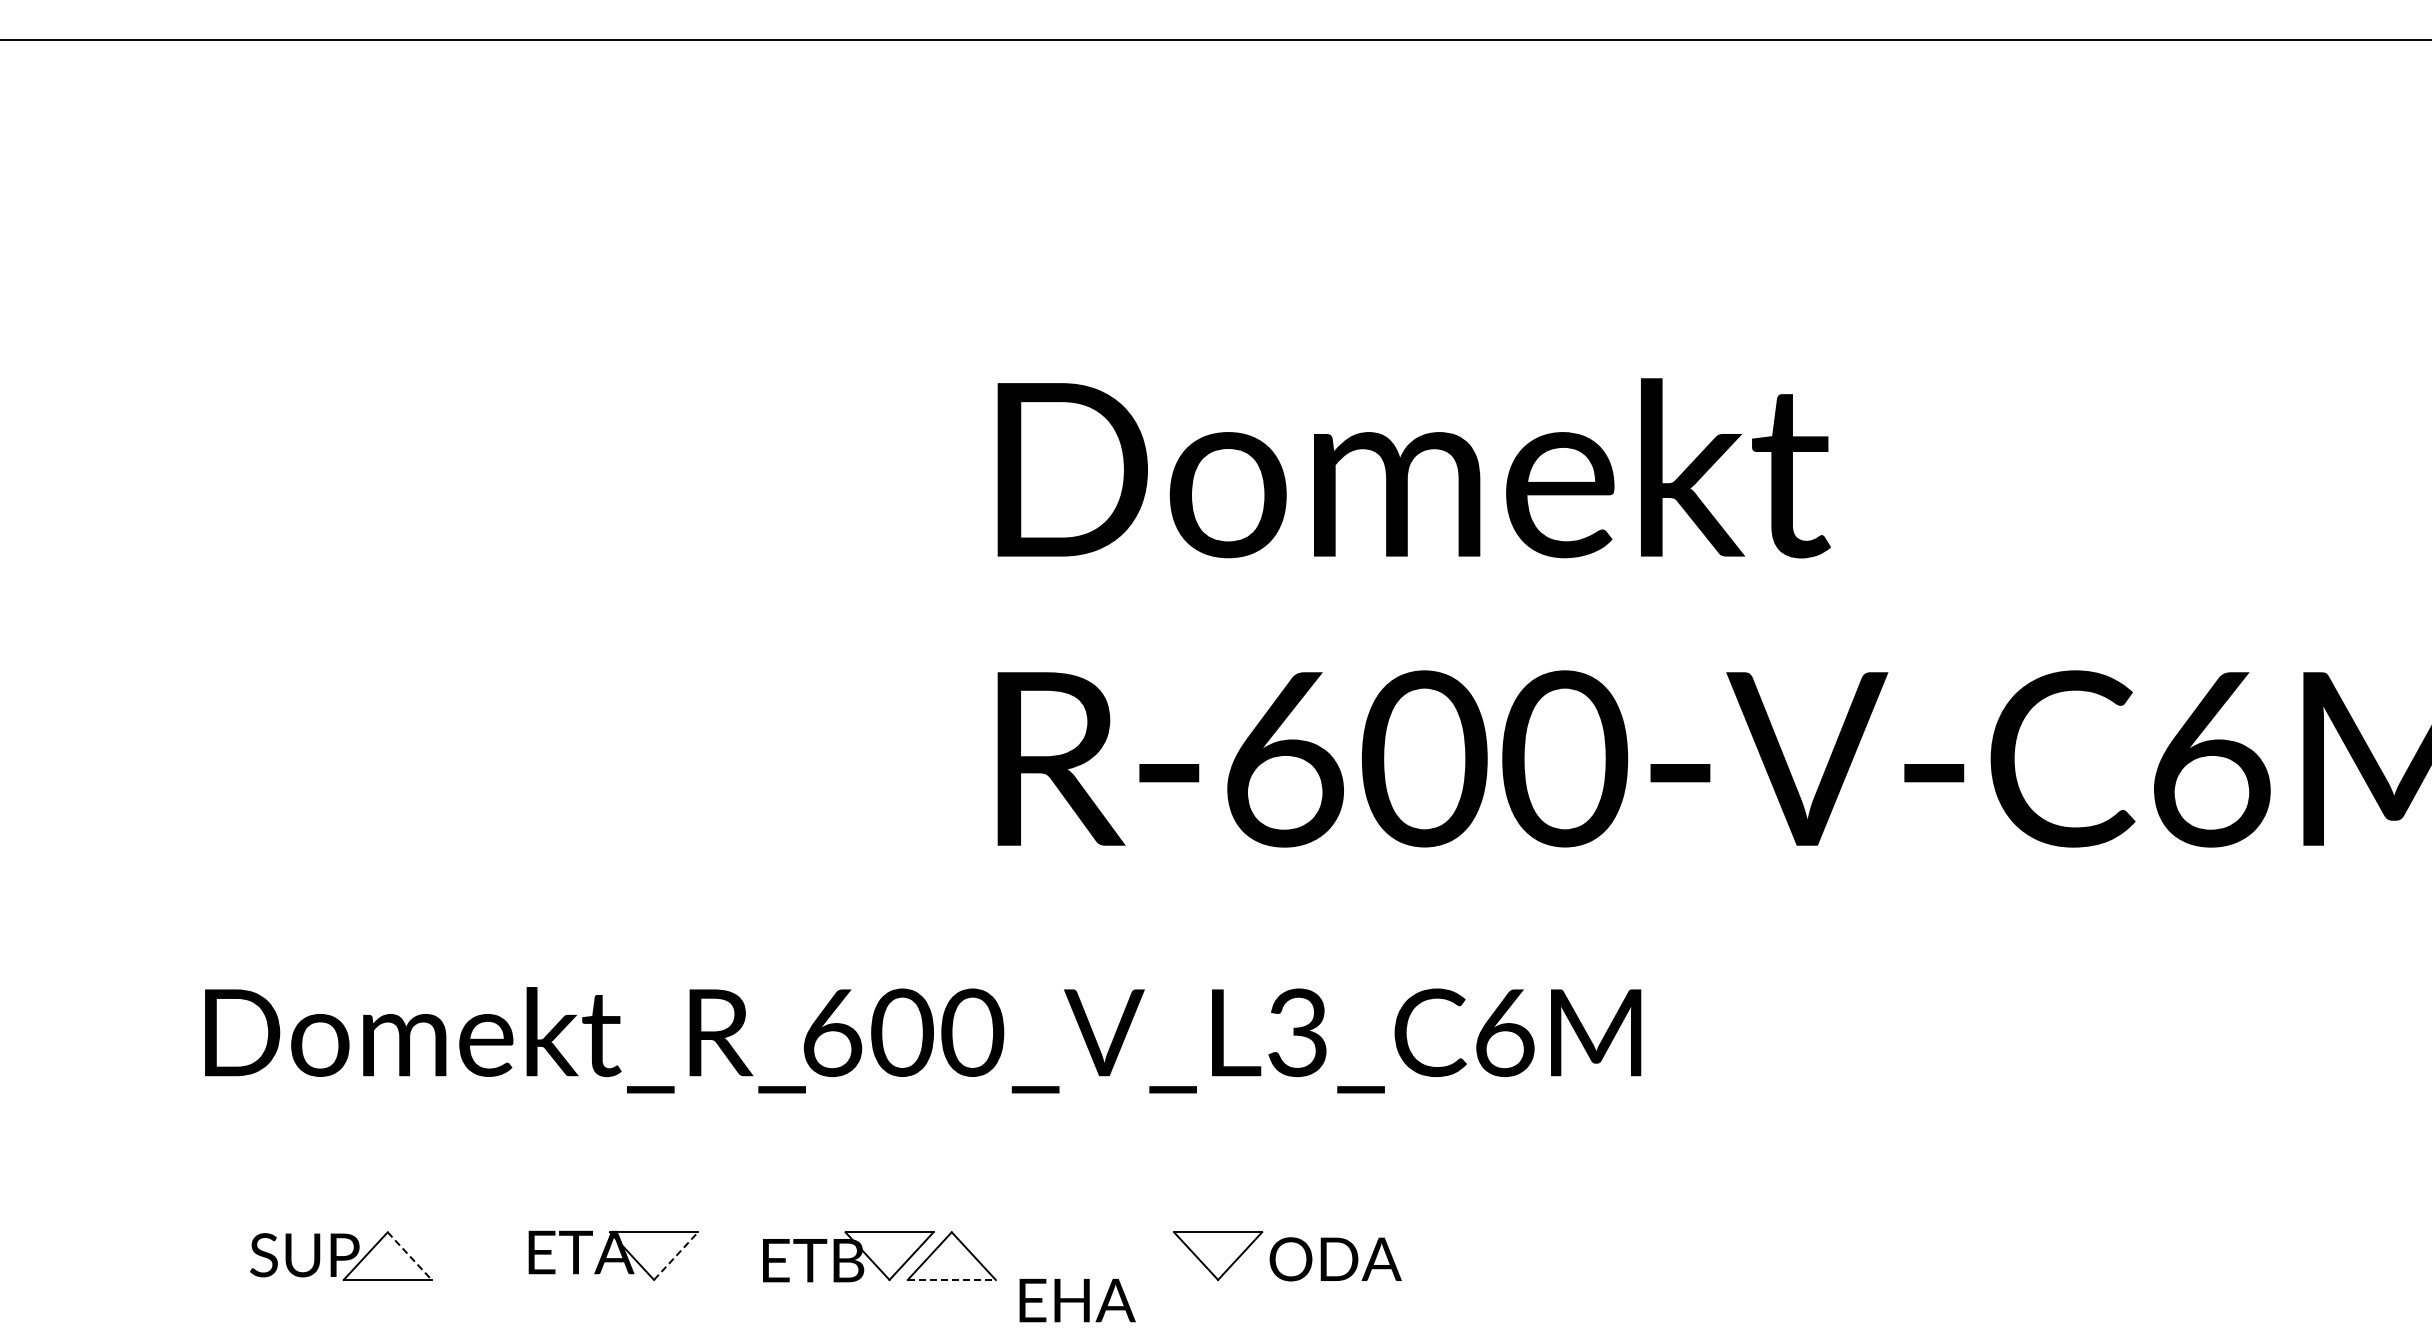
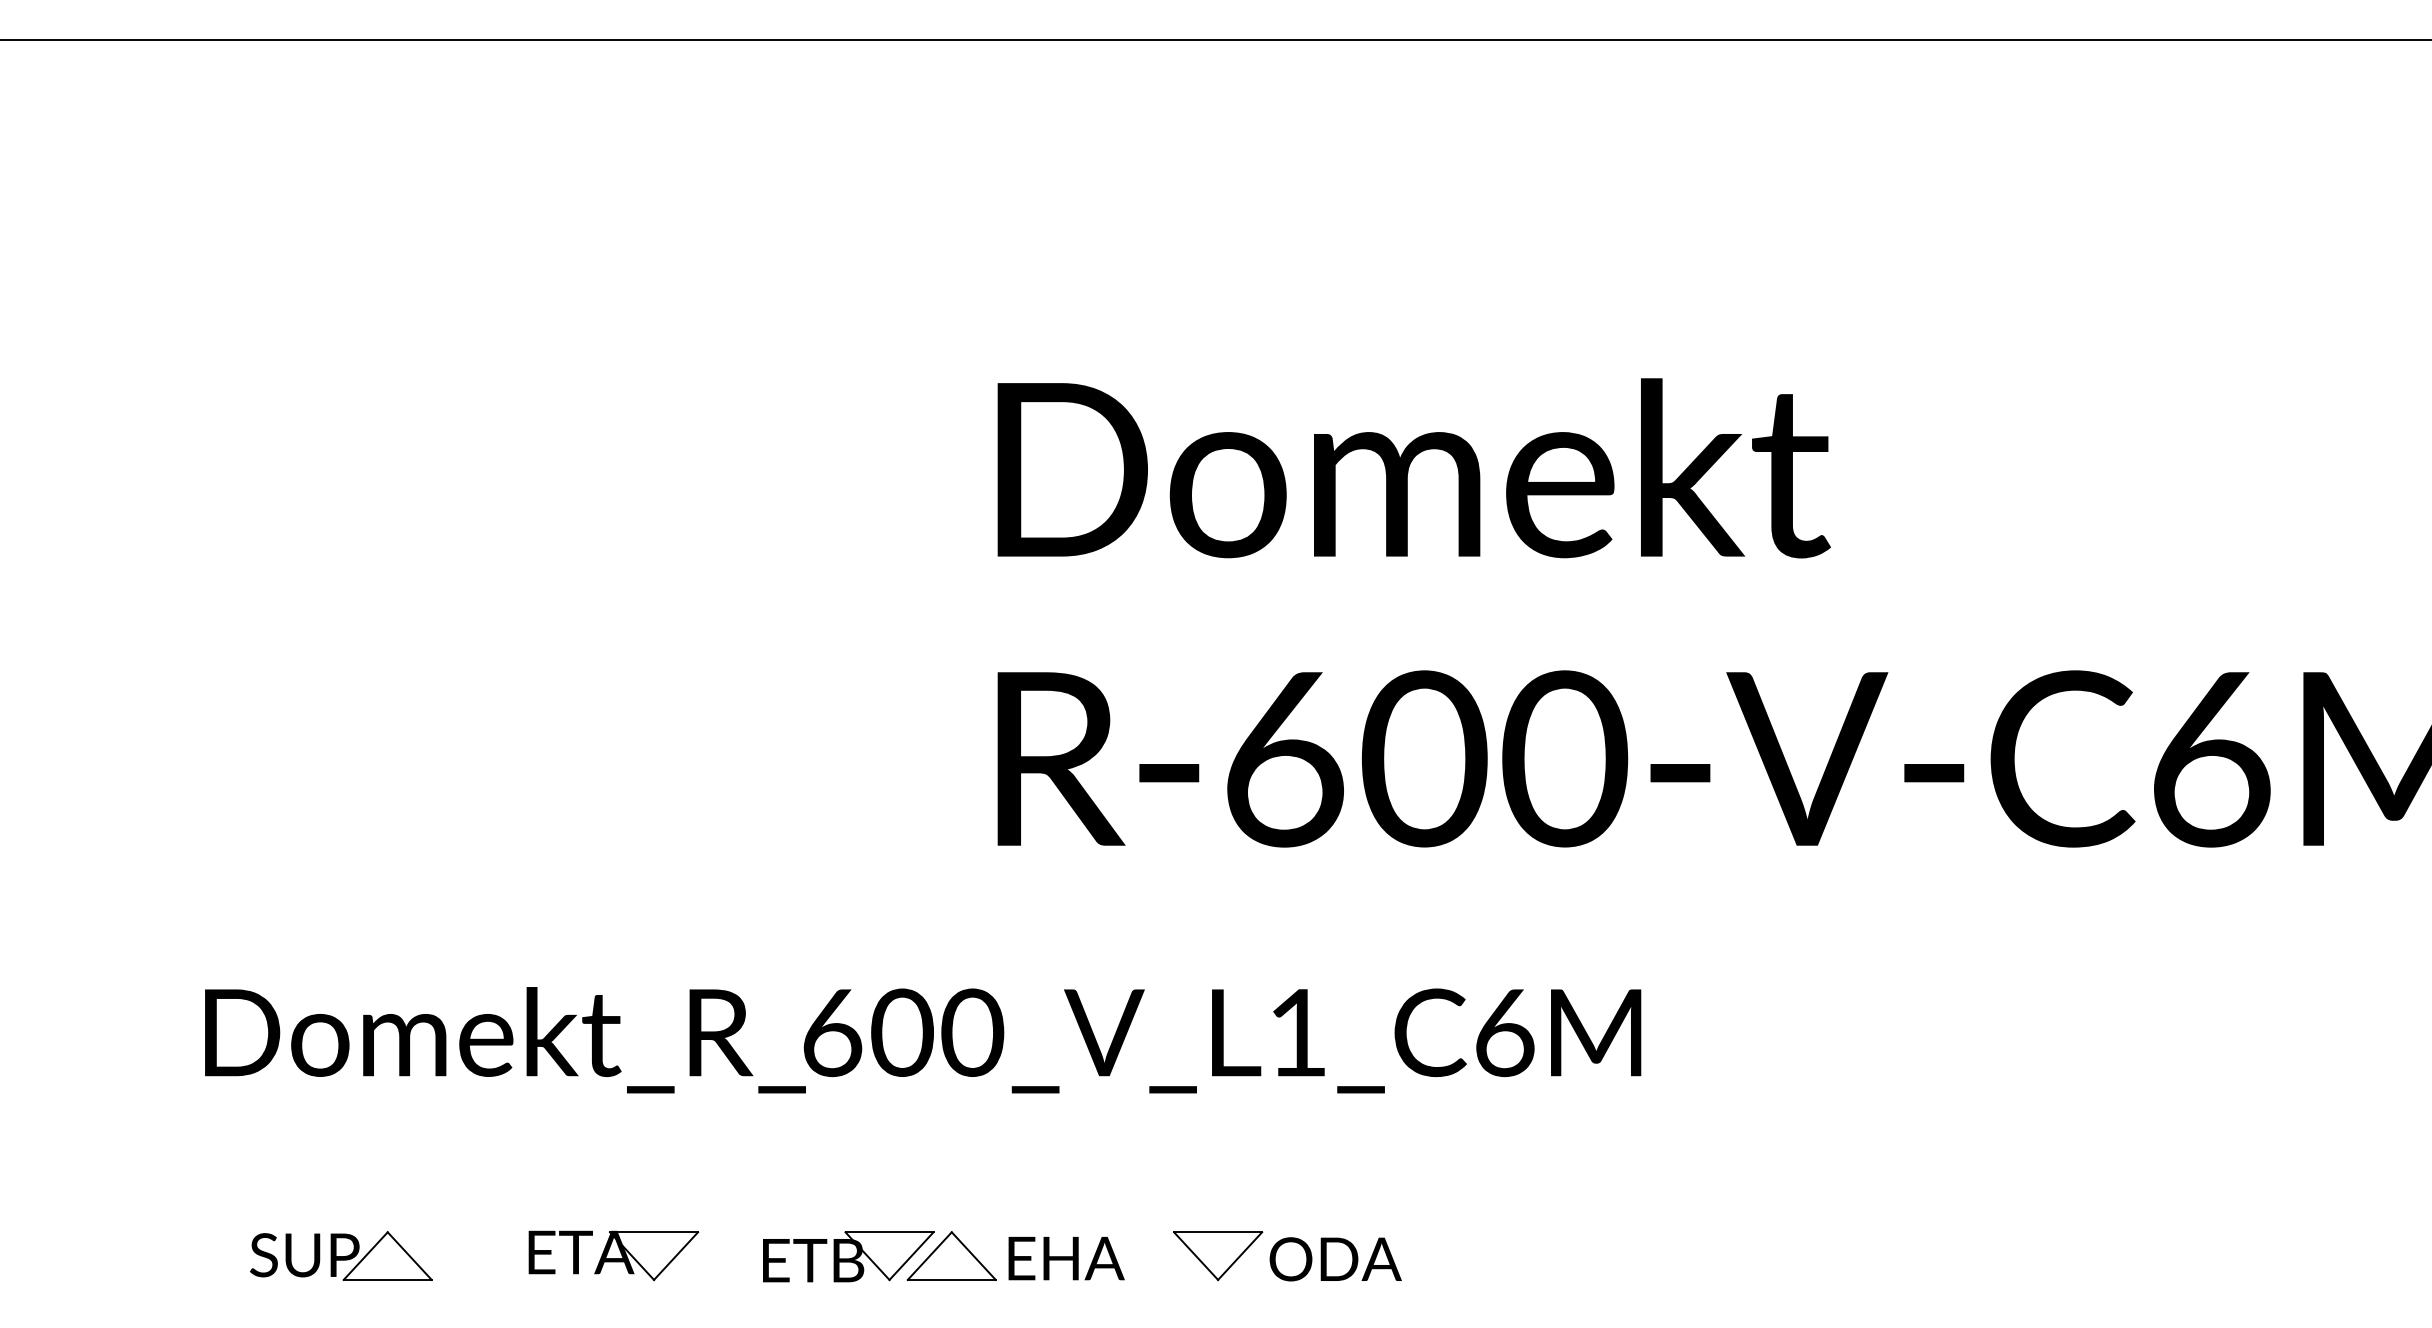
text: 600_V_L3_C6M -> 600_V_L1_C6M (1297, 1032)
line: dashed -> solid (676, 1255)
line: dashed -> solid (410, 1256)
line: dashed -> solid (952, 1279)
text position: (1077, 1300) -> (1066, 1258) (1066, 1258)
